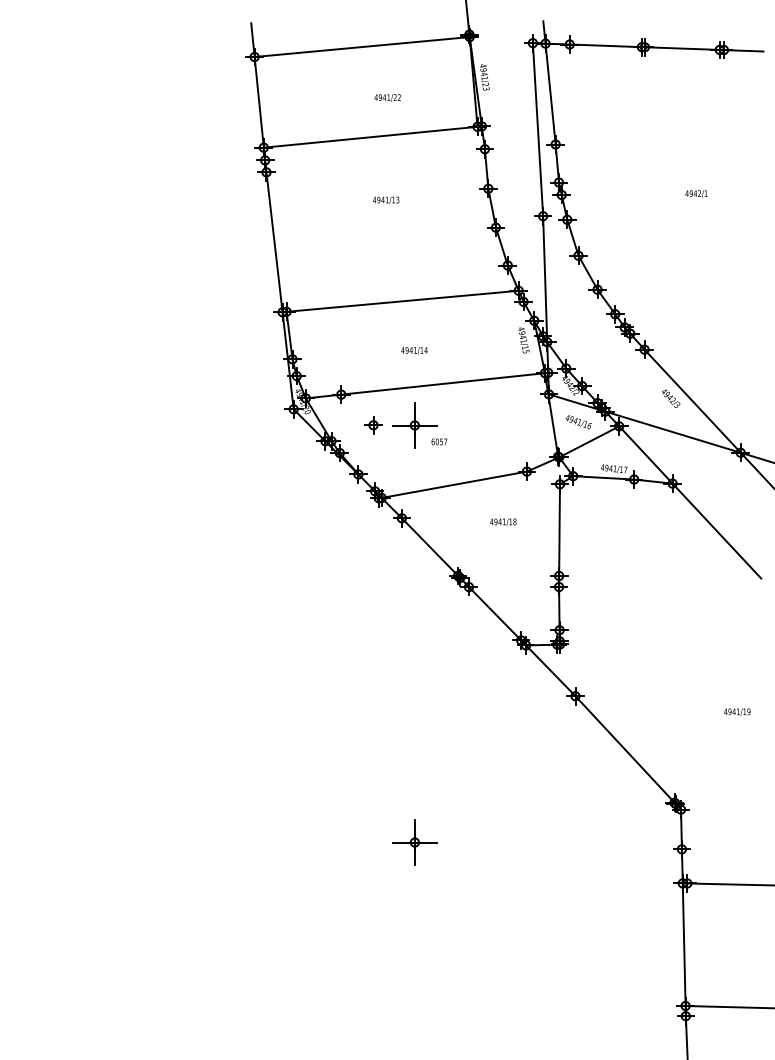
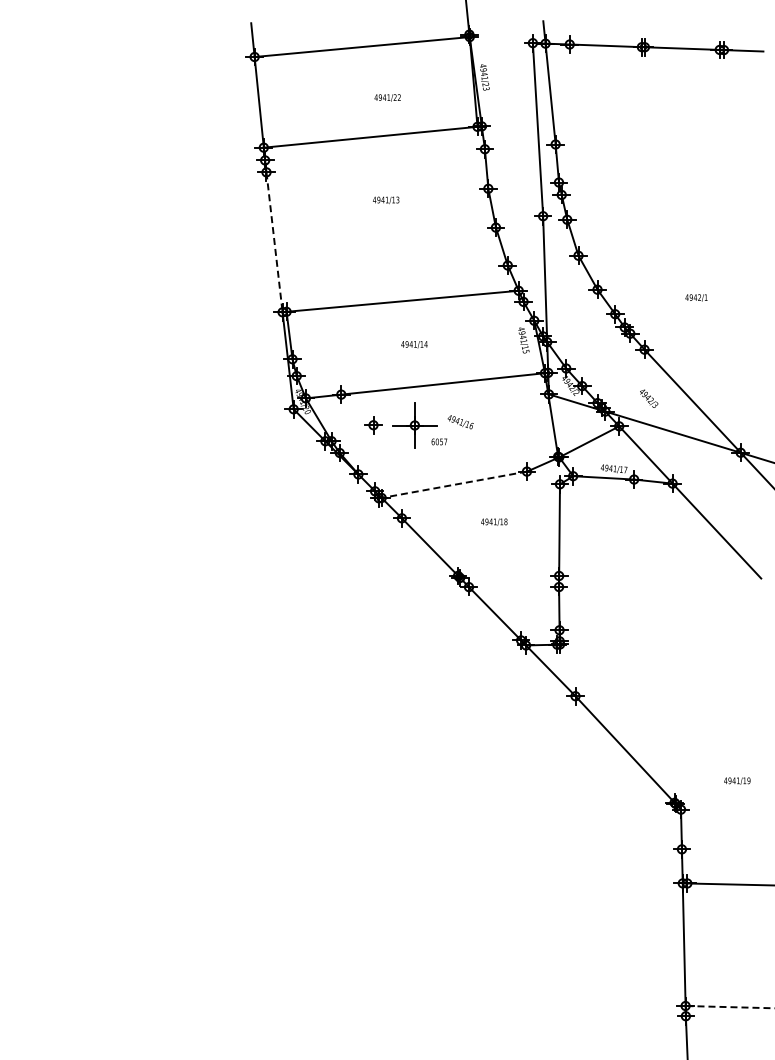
text position: (696, 193) -> (696, 297) (696, 297)
line: solid -> dashed (274, 242)
text position: (414, 350) -> (414, 344) (414, 344)
text position: (671, 398) -> (649, 398) (649, 398)
text position: (578, 422) -> (460, 422) (460, 422)
line: solid -> dashed (454, 484)
text position: (503, 521) -> (494, 521) (494, 521)
text position: (737, 711) -> (737, 780) (737, 780)
part: present -> none (414, 842)
line: solid -> dashed (729, 1007)
